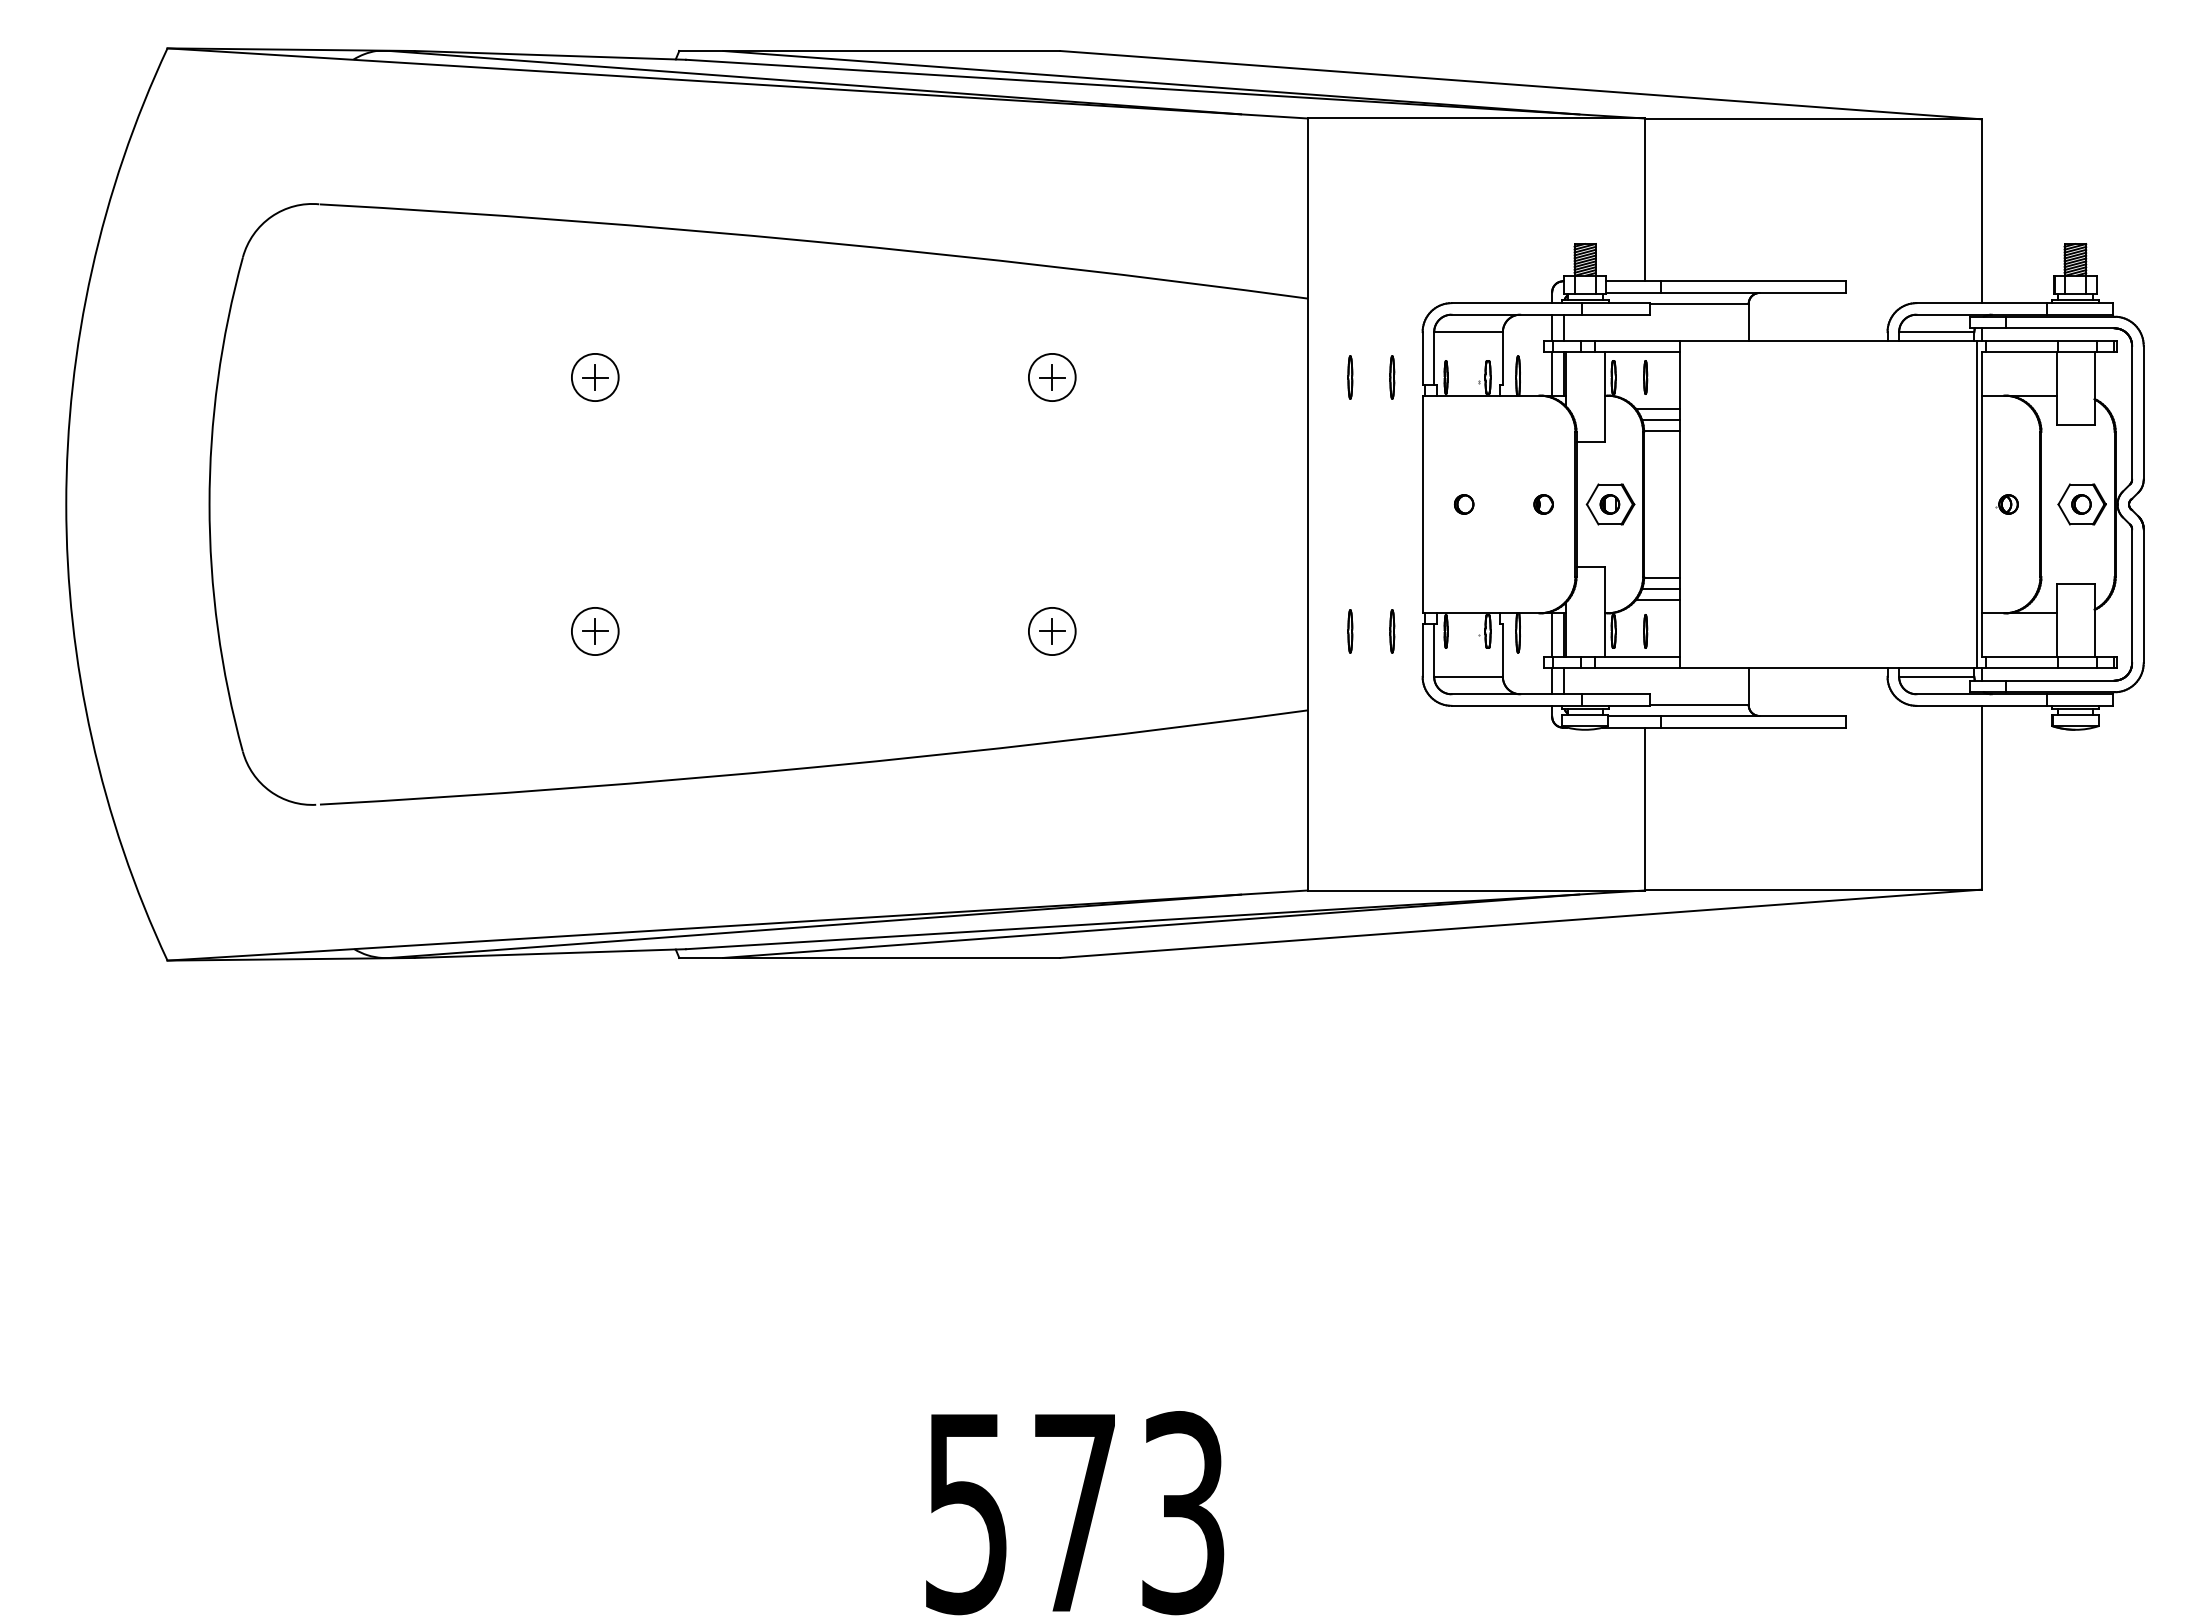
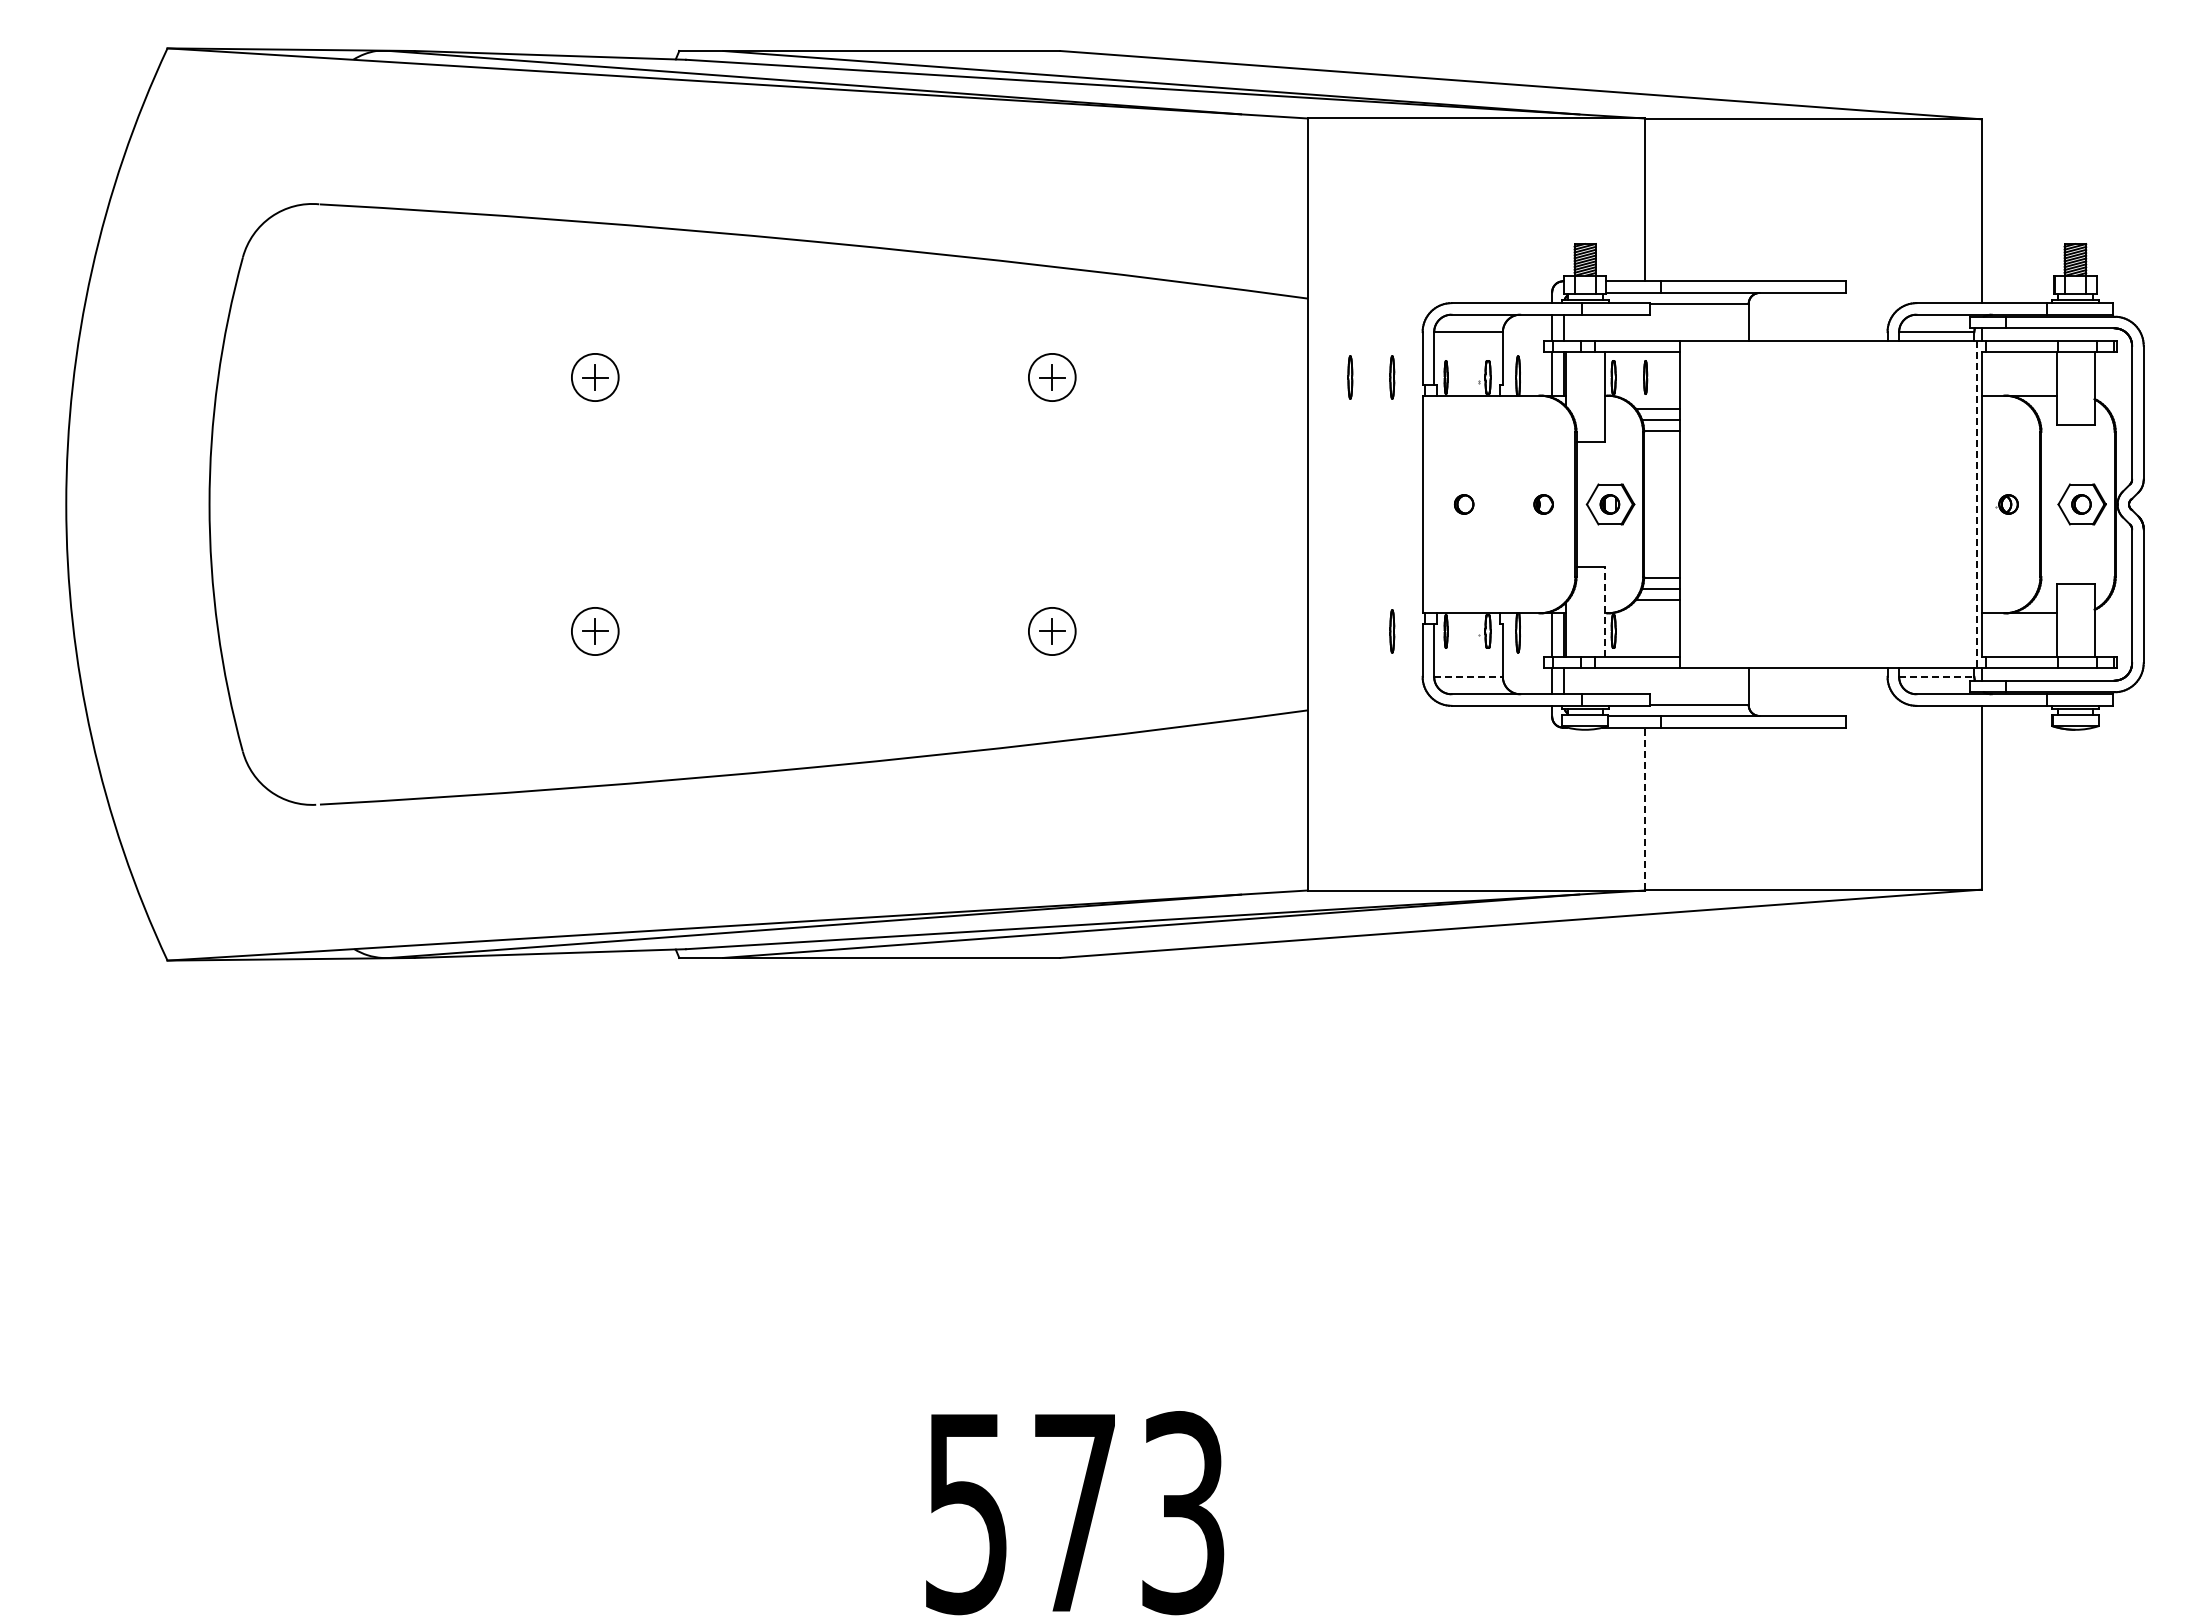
line: solid -> dashed (1977, 504)
line: solid -> dashed (1604, 611)
part: present -> none (1350, 631)
part: present -> none (1645, 631)
line: solid -> dashed (1469, 676)
line: solid -> dashed (1936, 676)
line: solid -> dashed (1644, 808)
